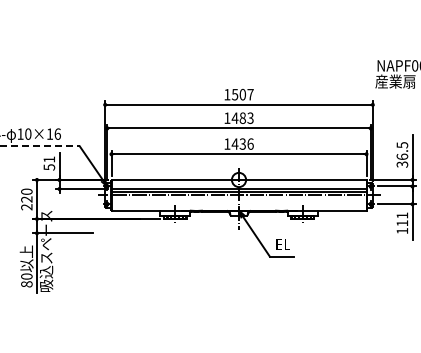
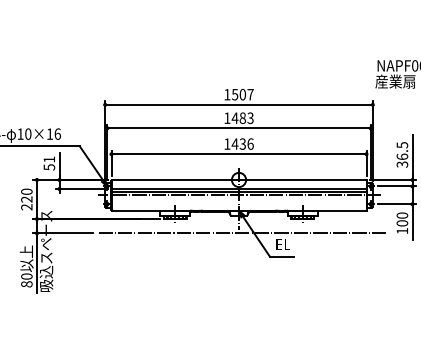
line: dashed -> solid (40, 146)
text: 111 -> 100 (402, 219)
line: none -> present (241, 233)
